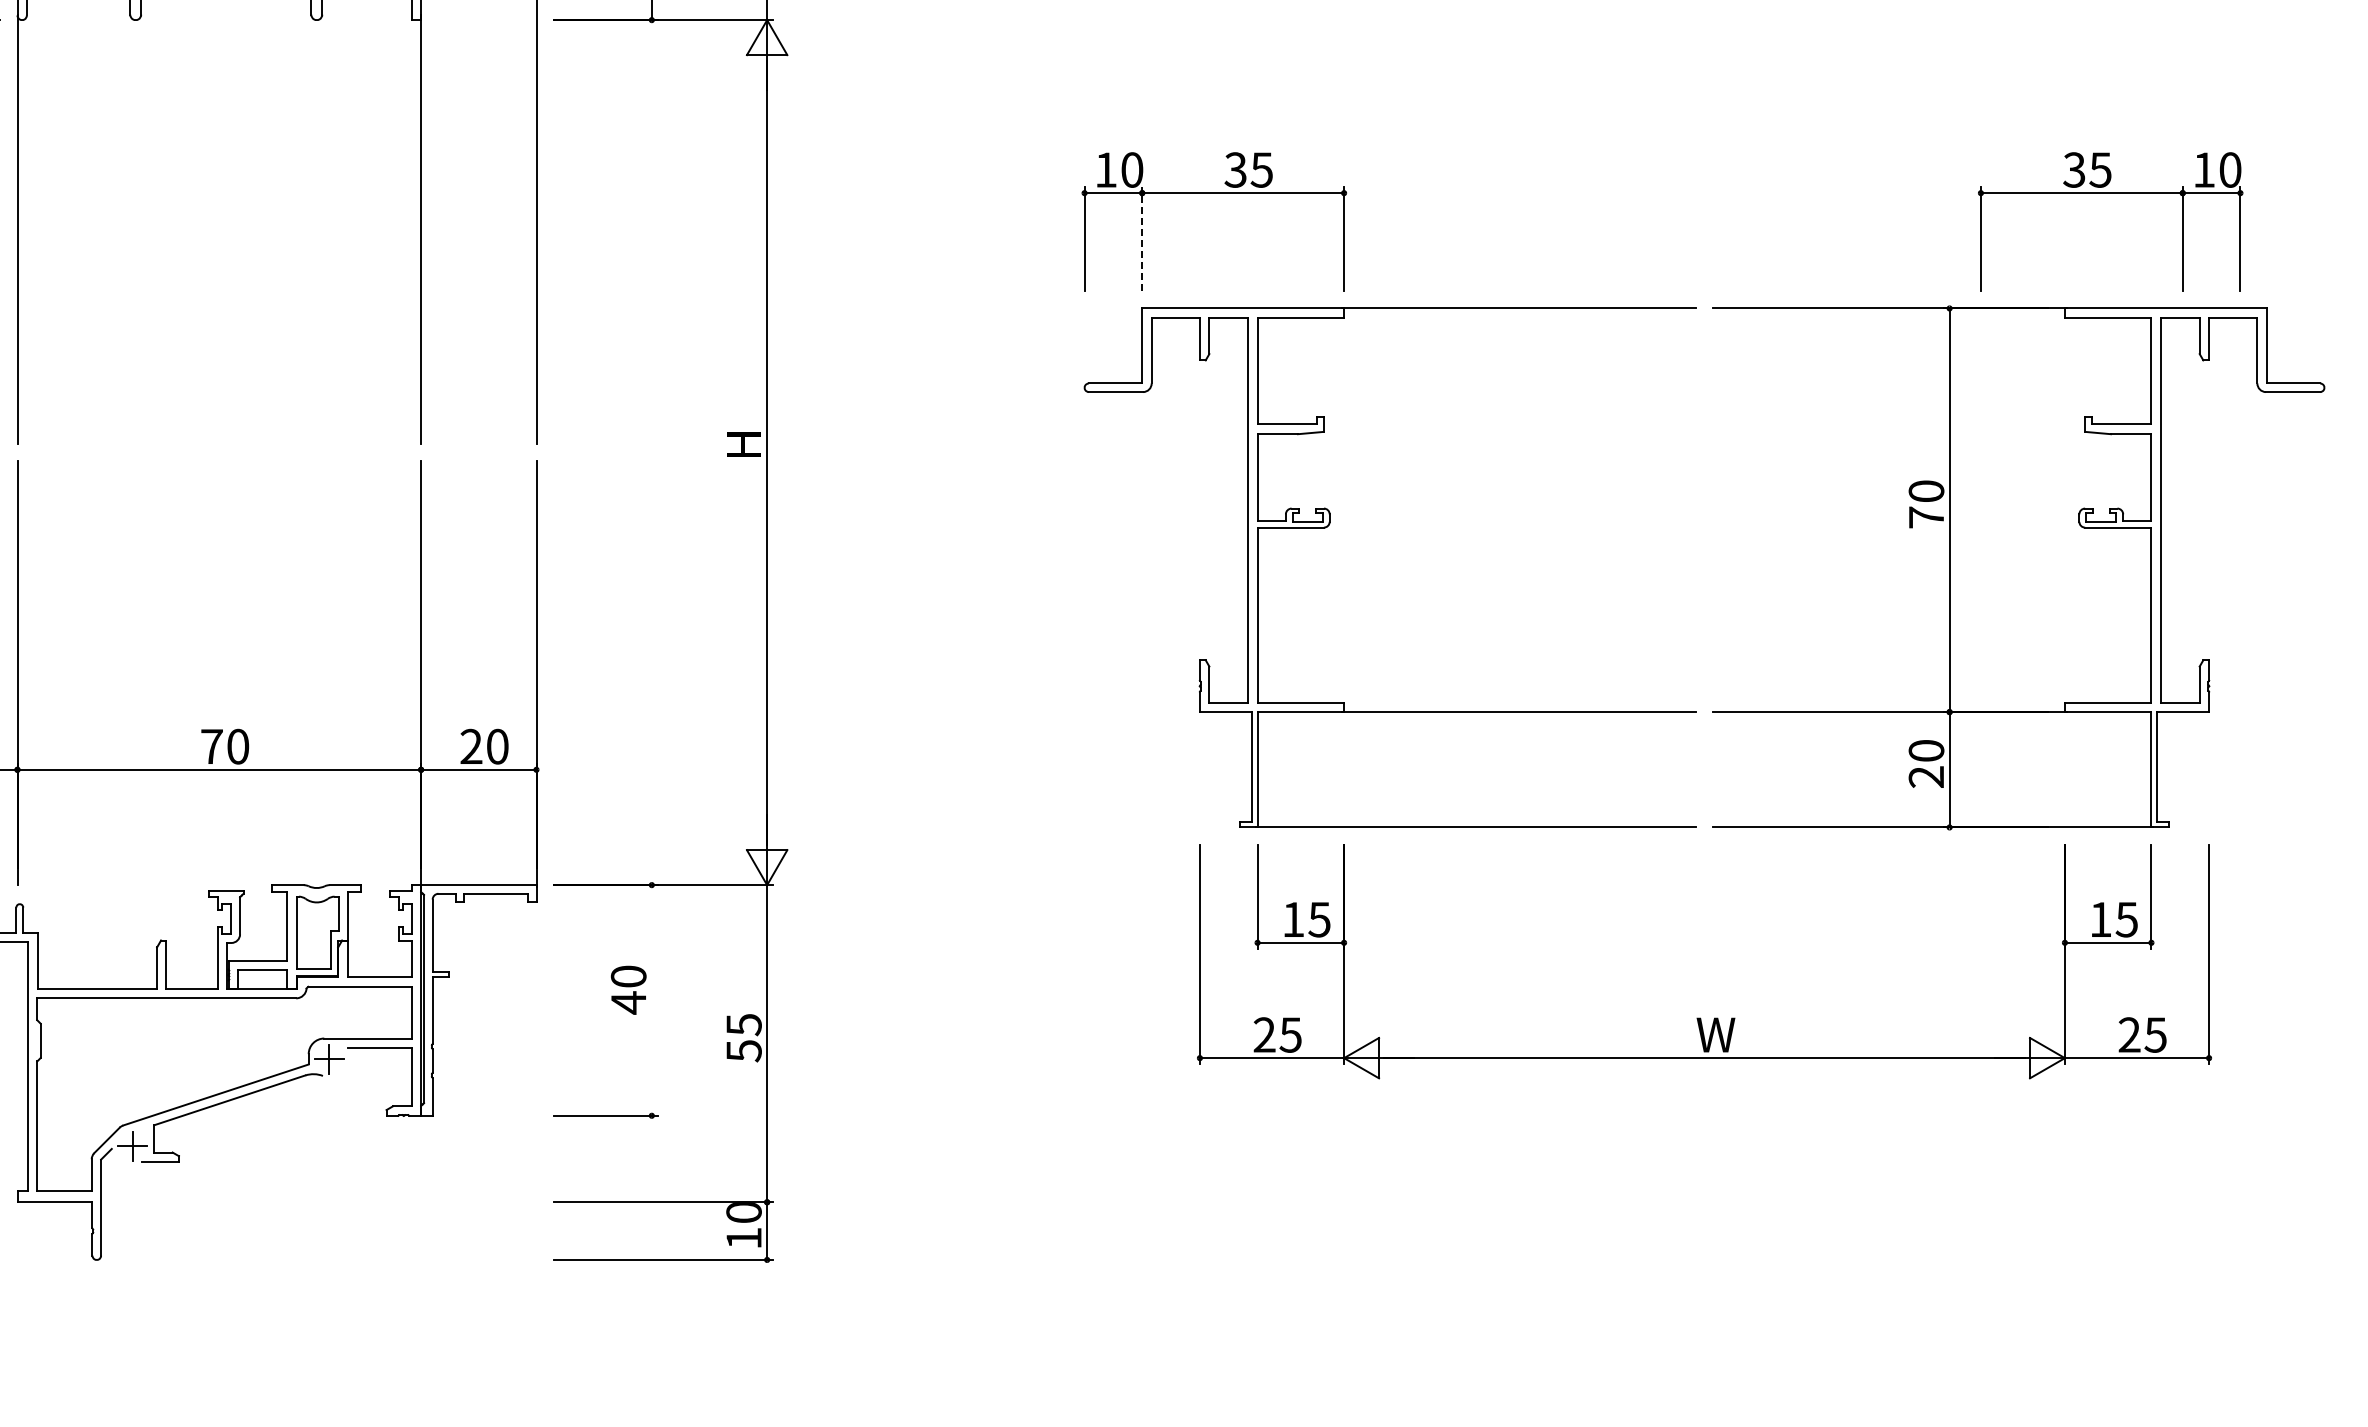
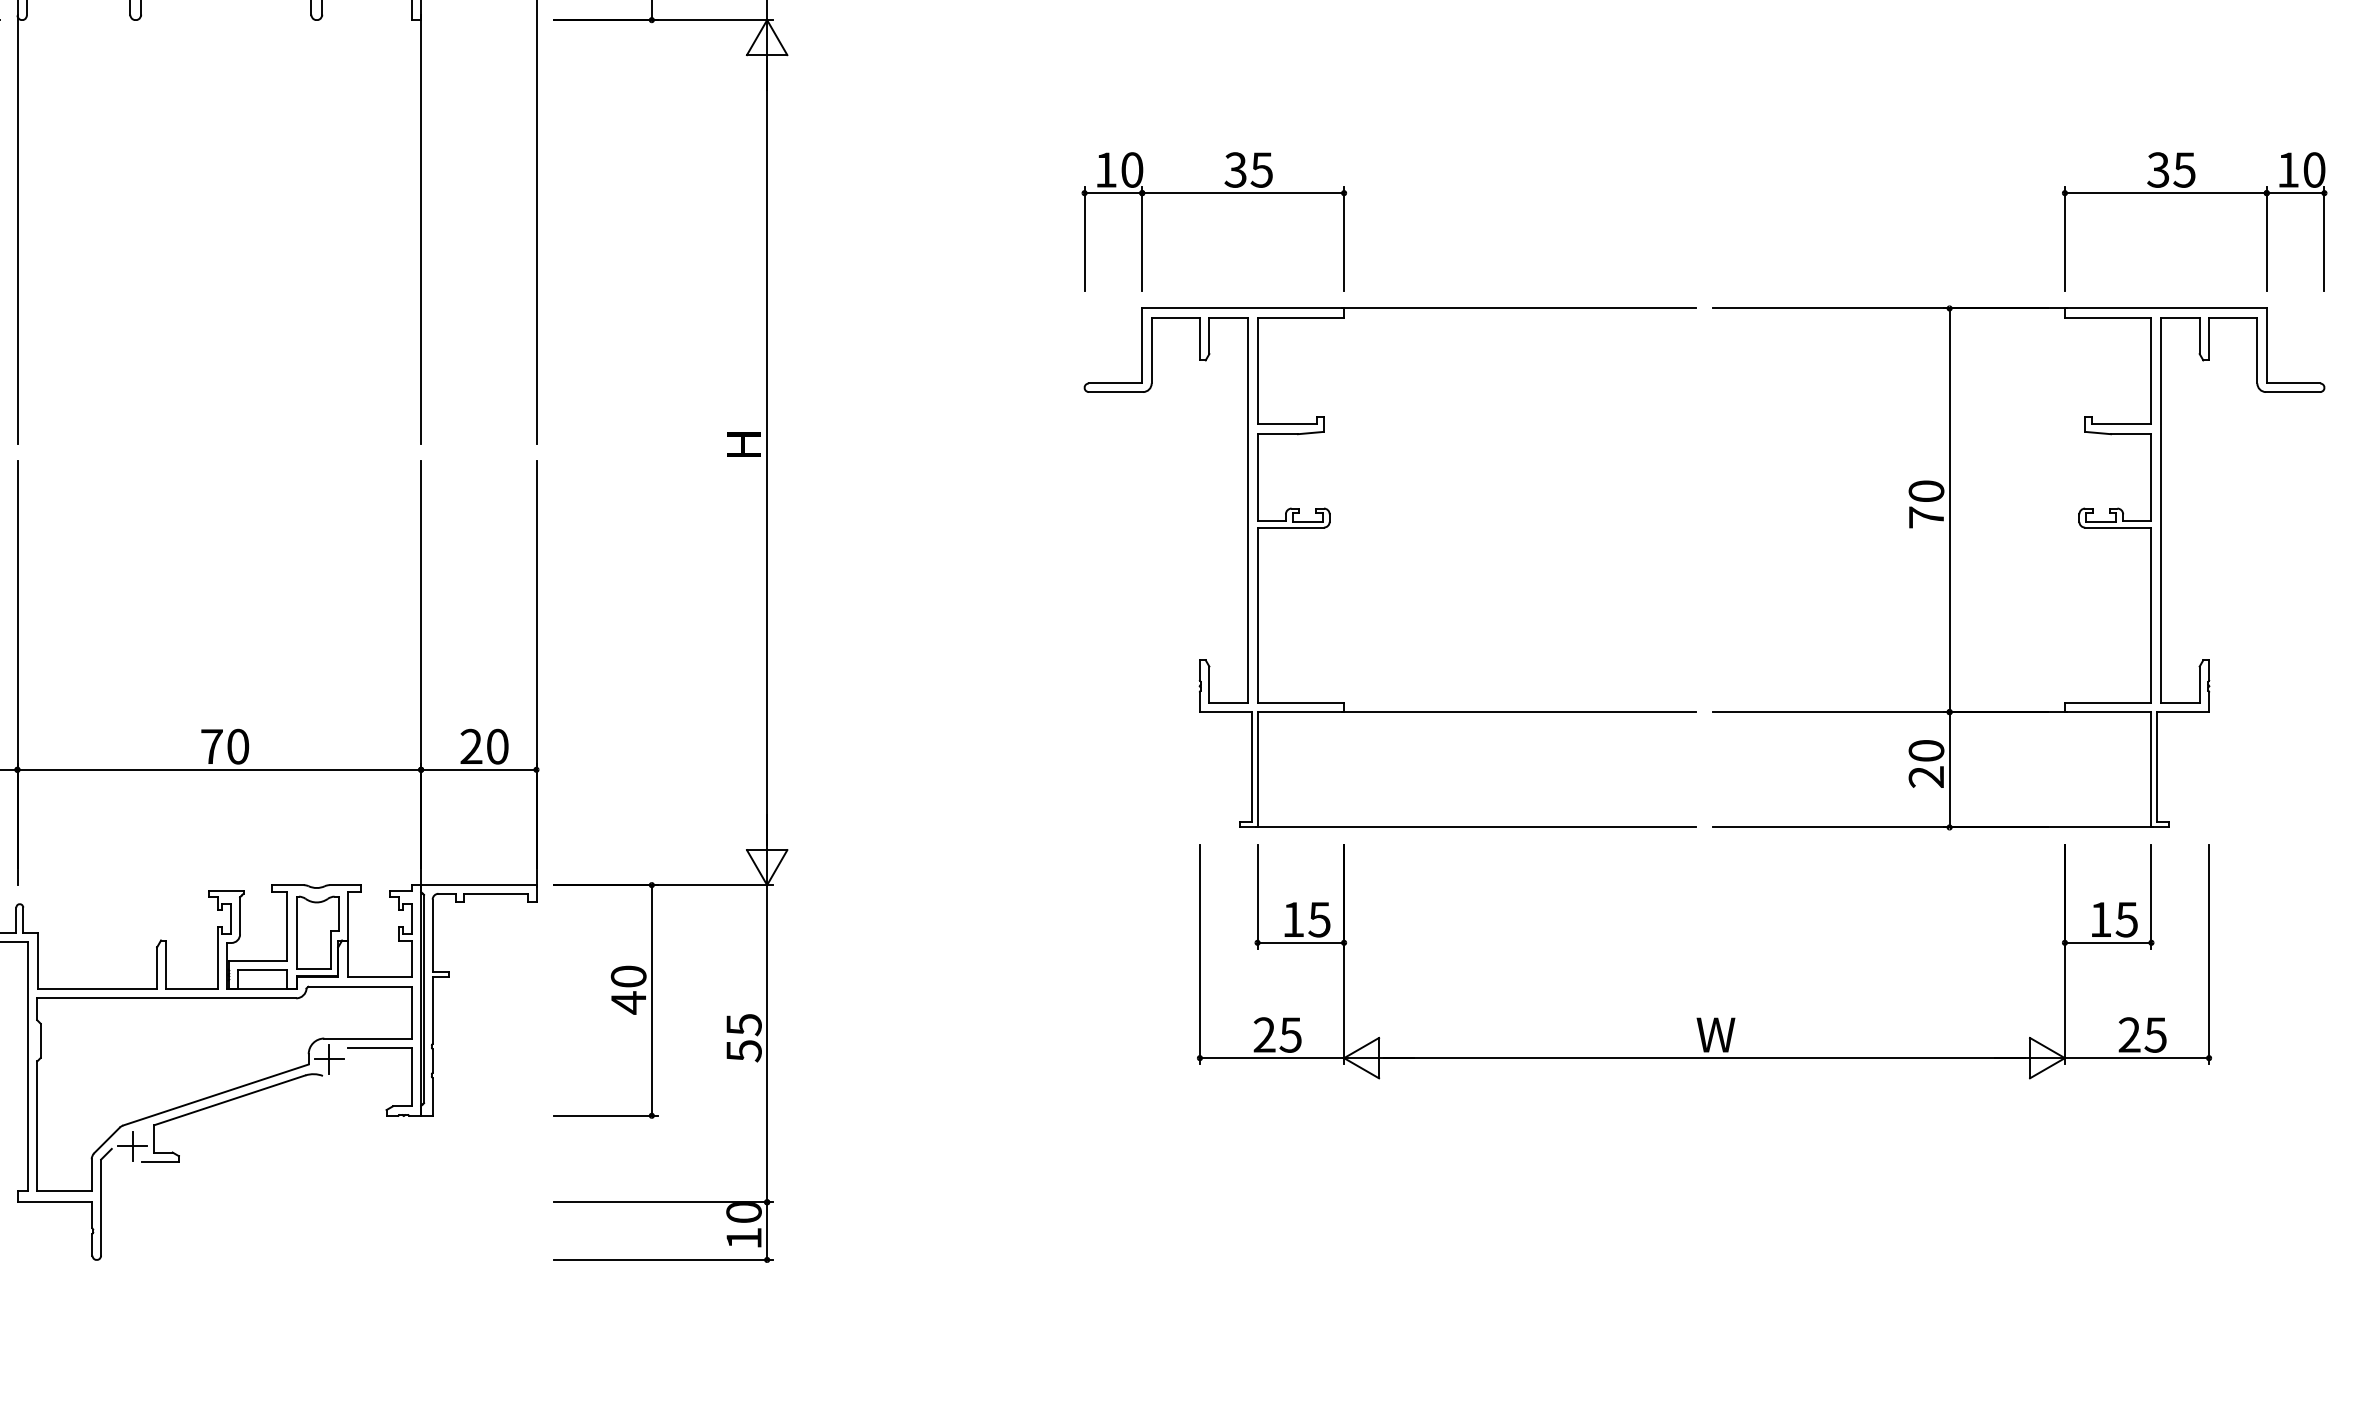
part position: (2110, 193) -> (2194, 193) (2194, 193)
line: dashed -> solid (1142, 239)
line: none -> present (651, 1000)
